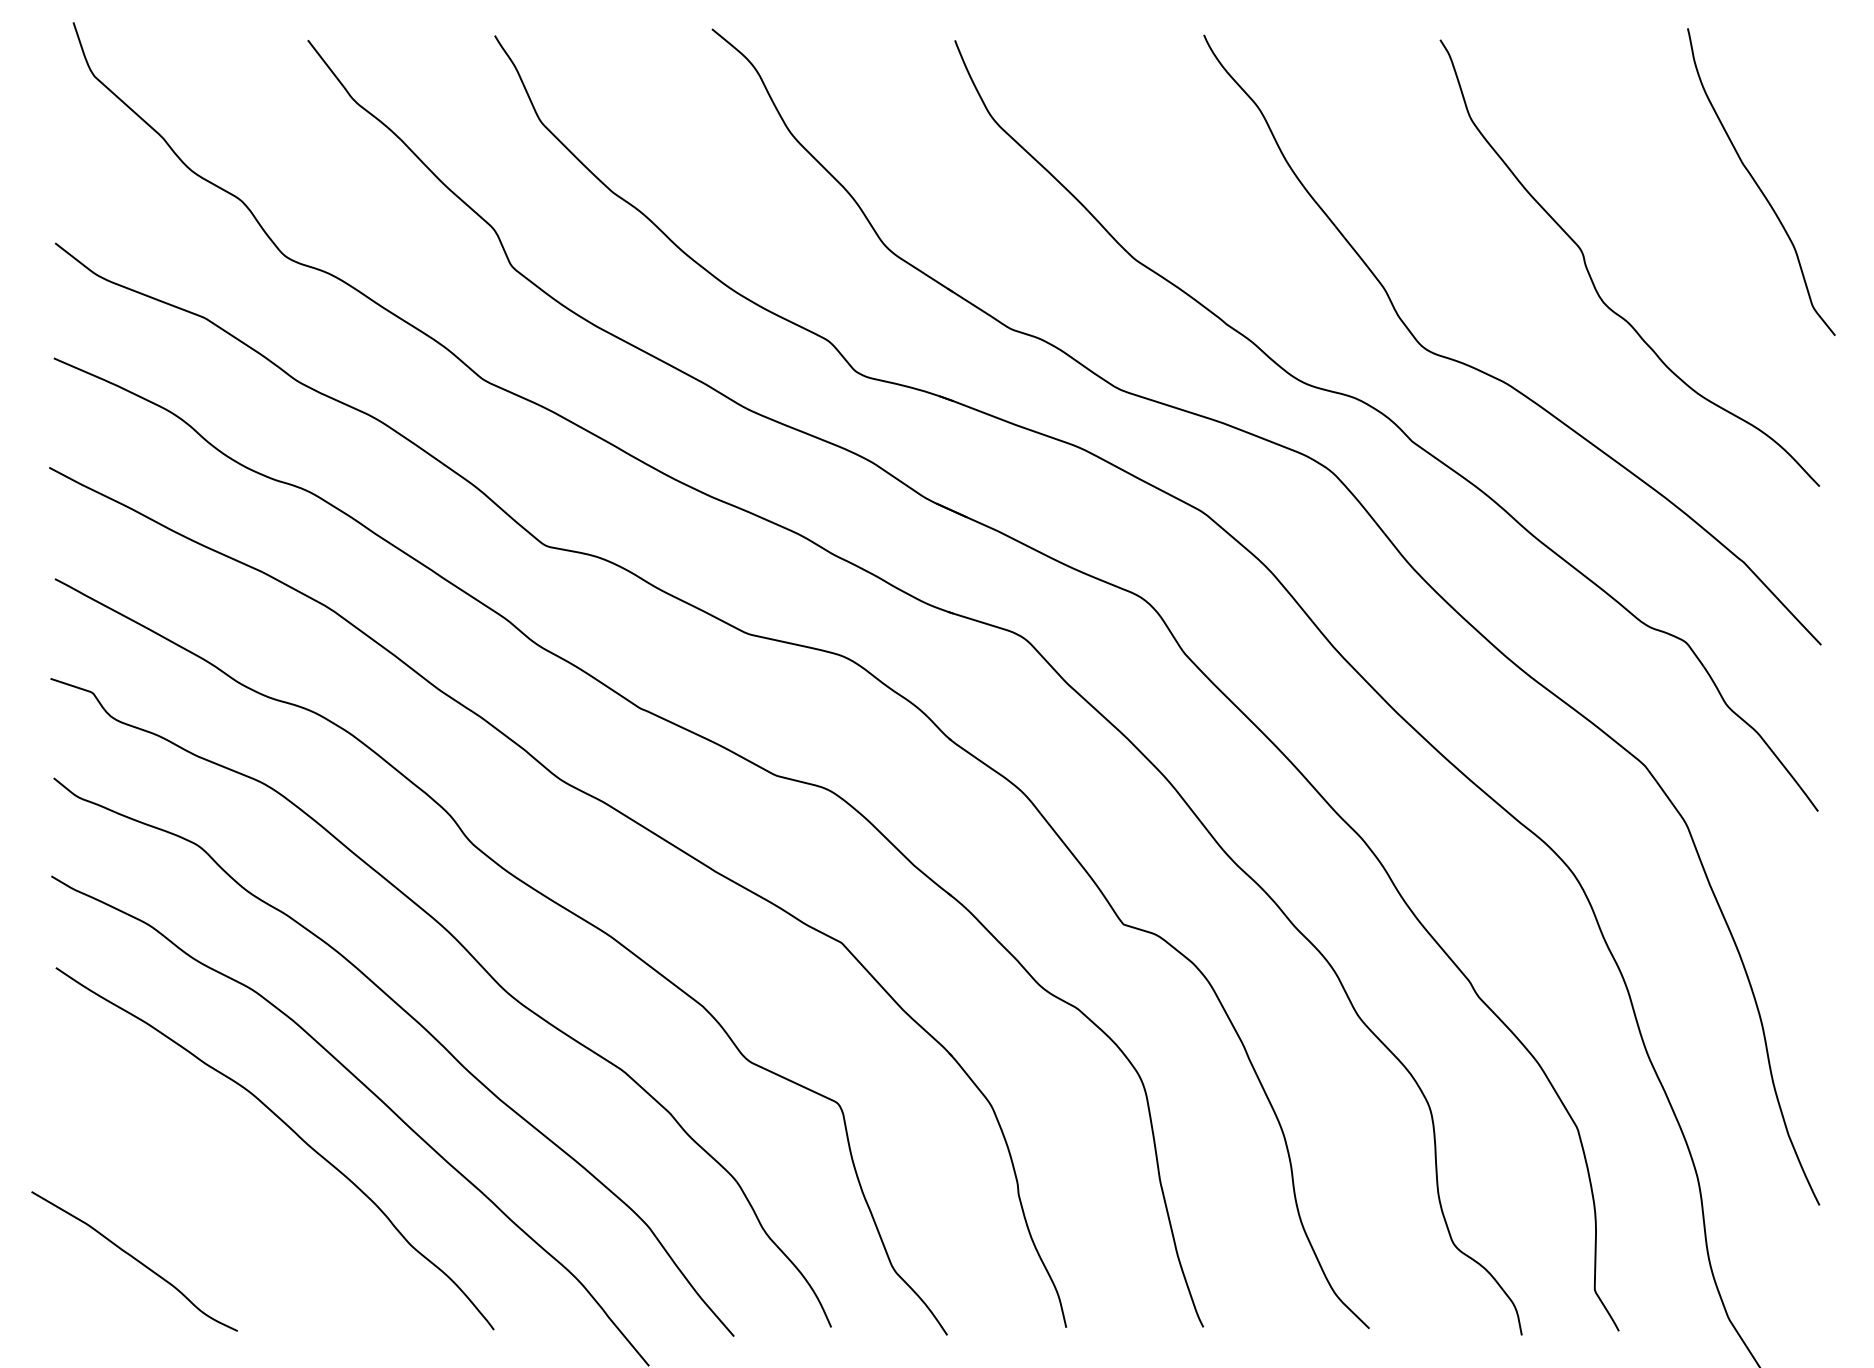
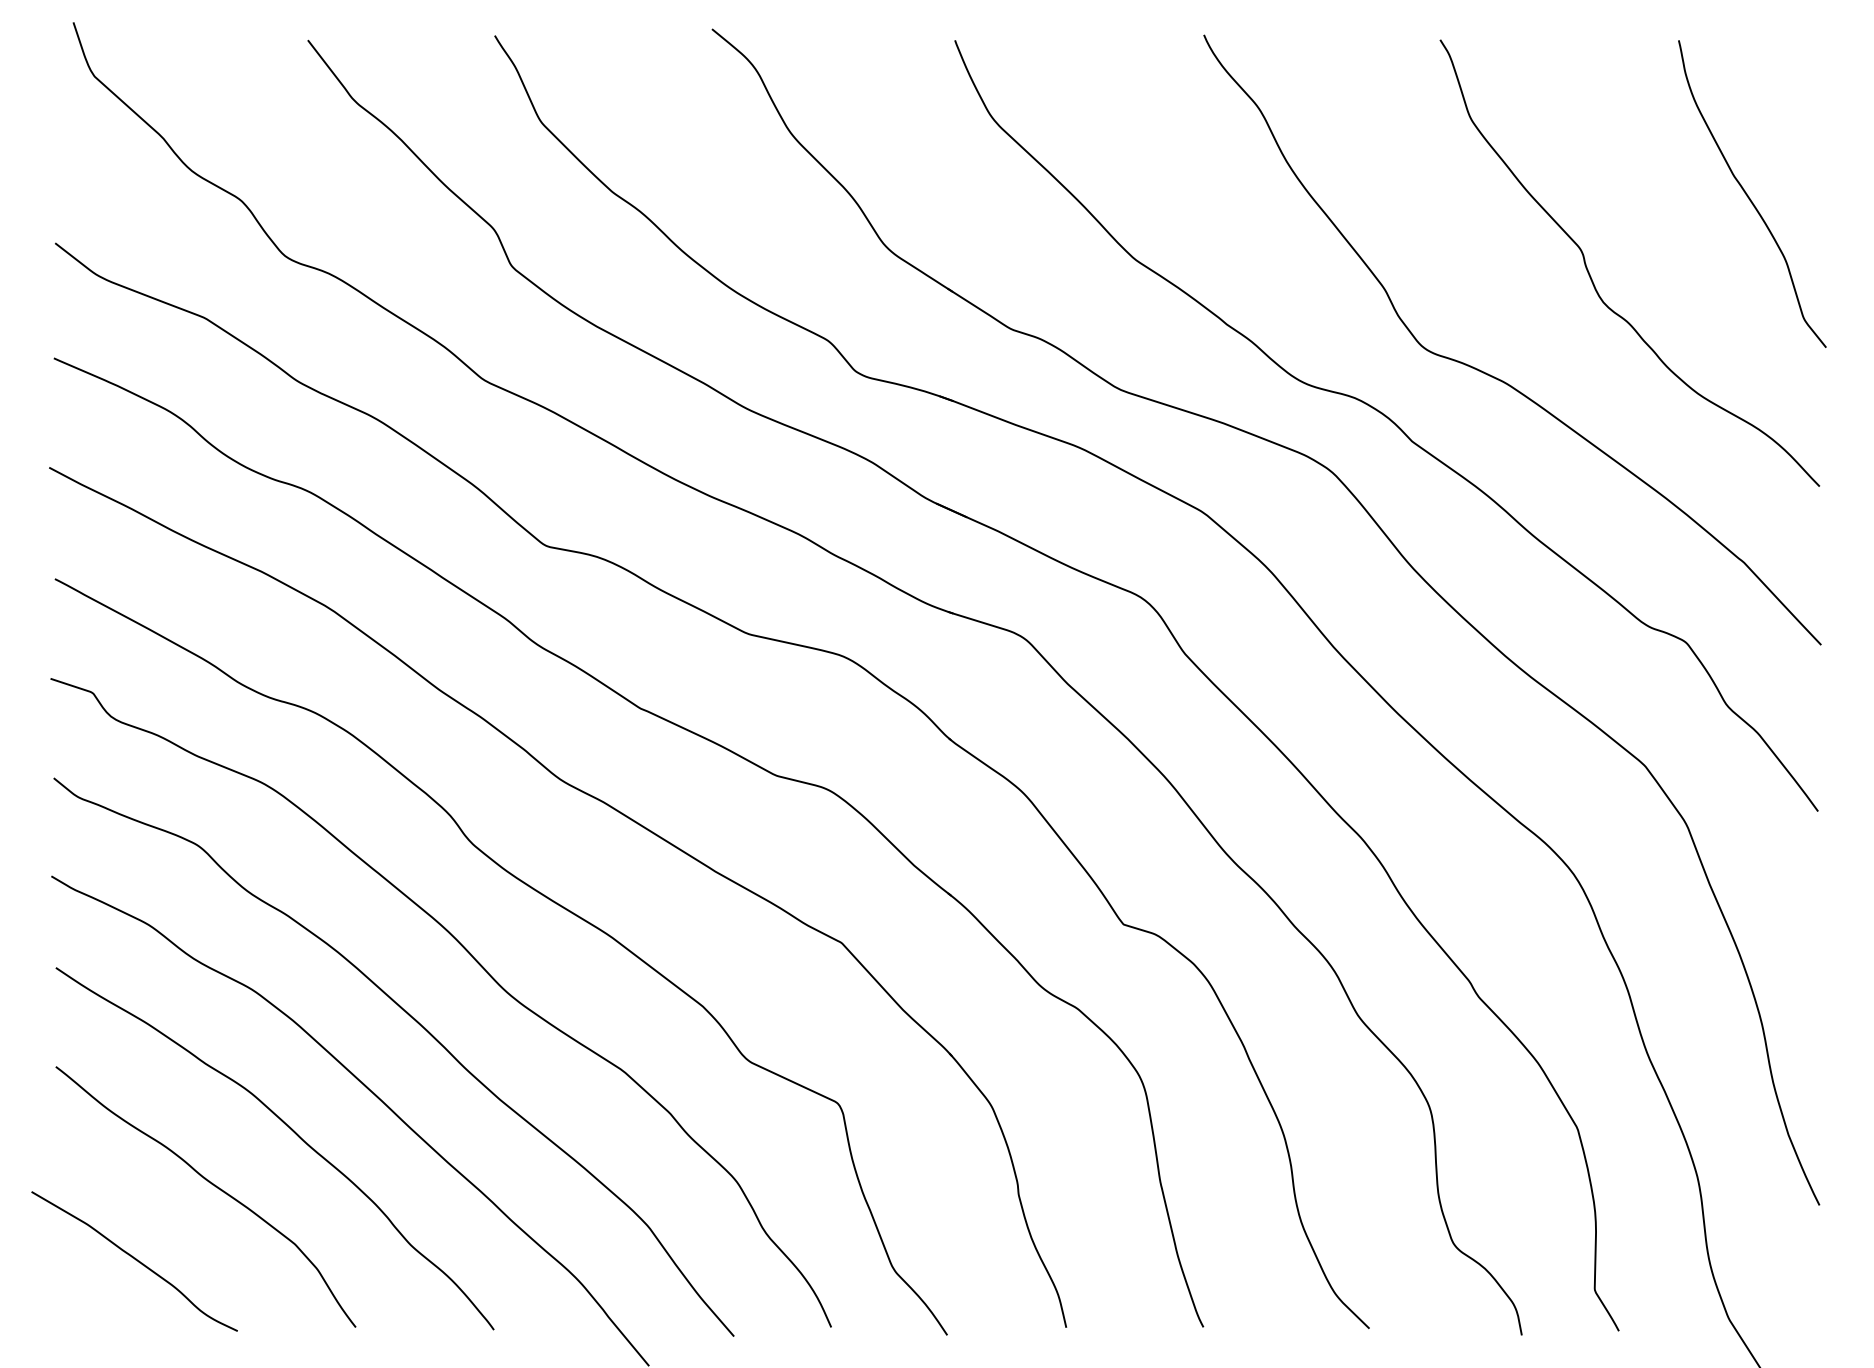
curve position: (1758, 184) -> (1749, 196) (1749, 196)
curve: none -> present (212, 1185)
